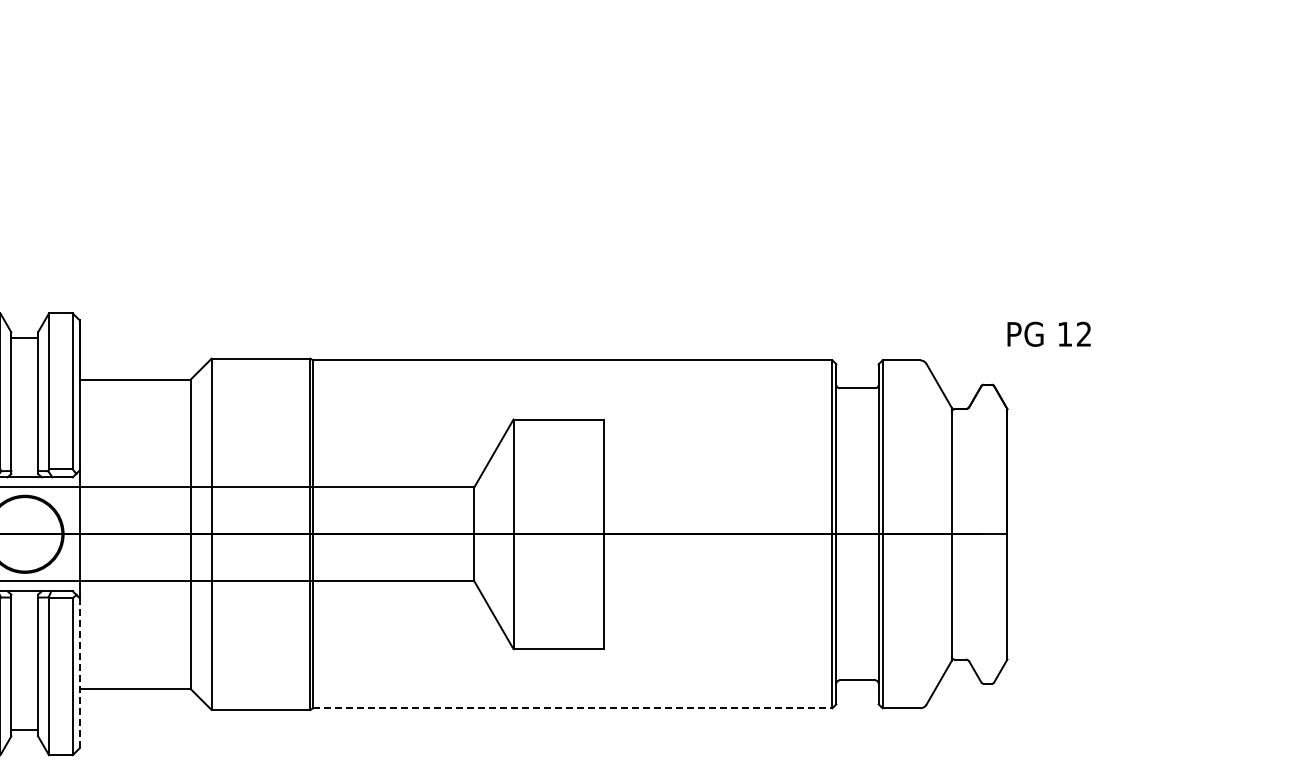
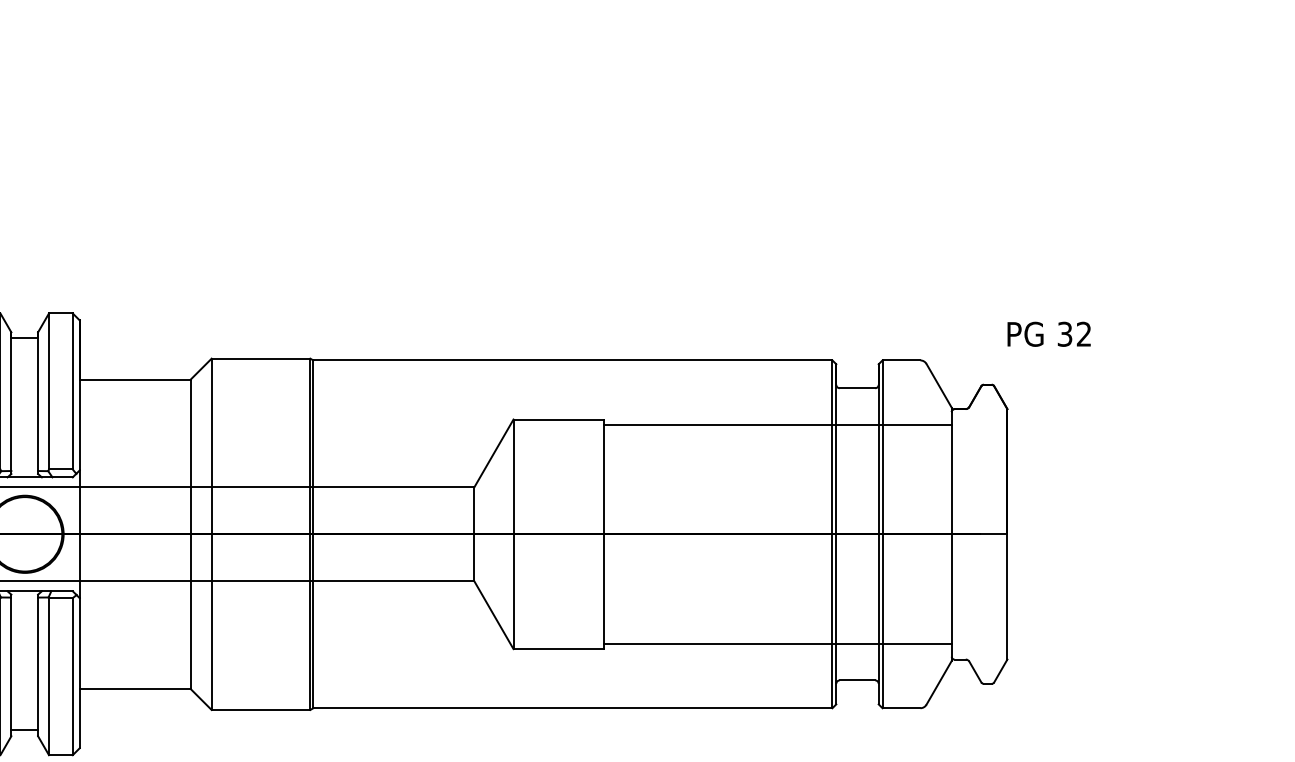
text: 12 -> 32 (1064, 333)
line: none -> present (777, 425)
line: none -> present (777, 643)
line: dashed -> solid (79, 673)
line: dashed -> solid (572, 708)
